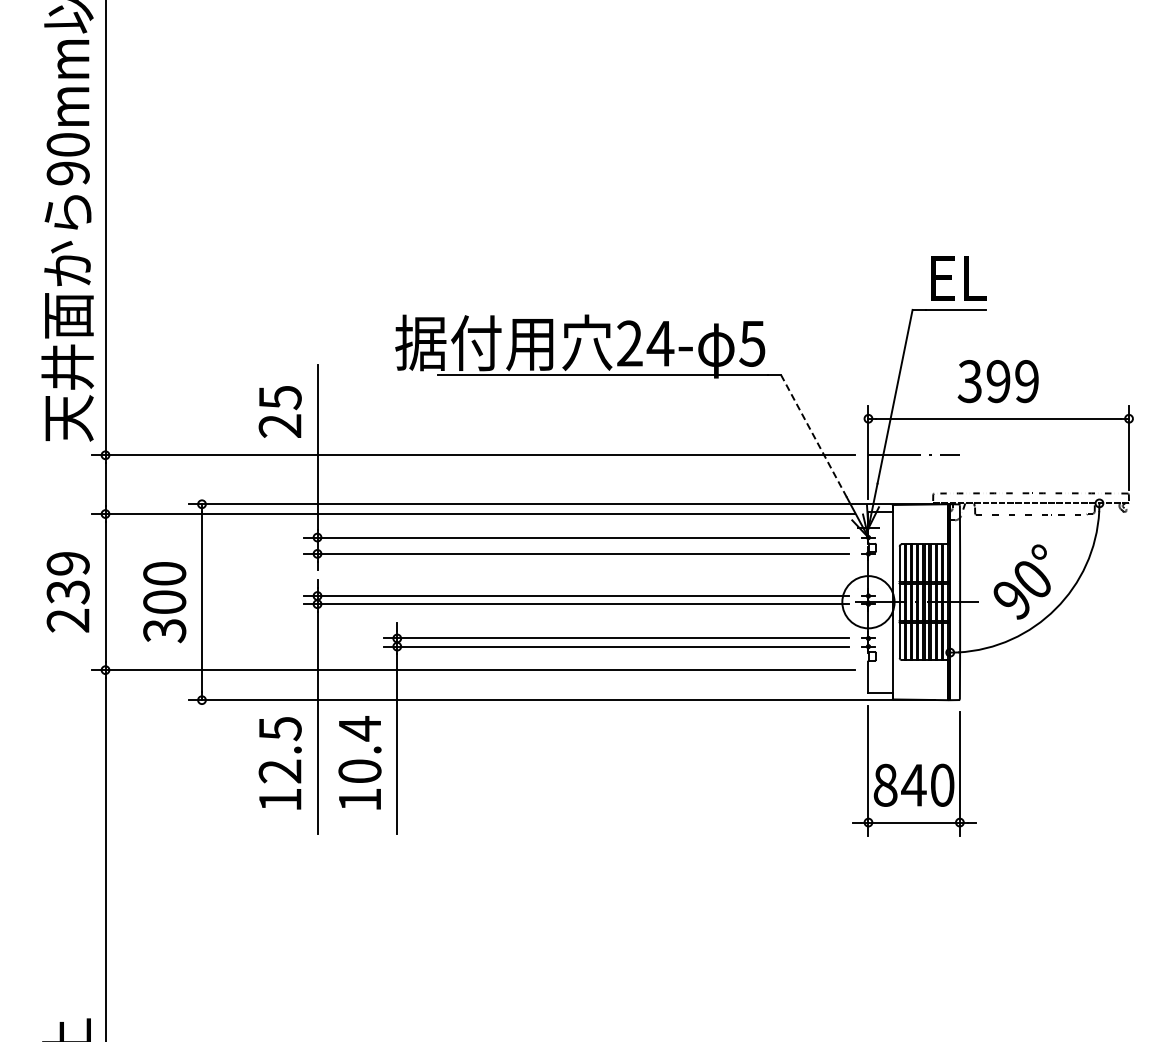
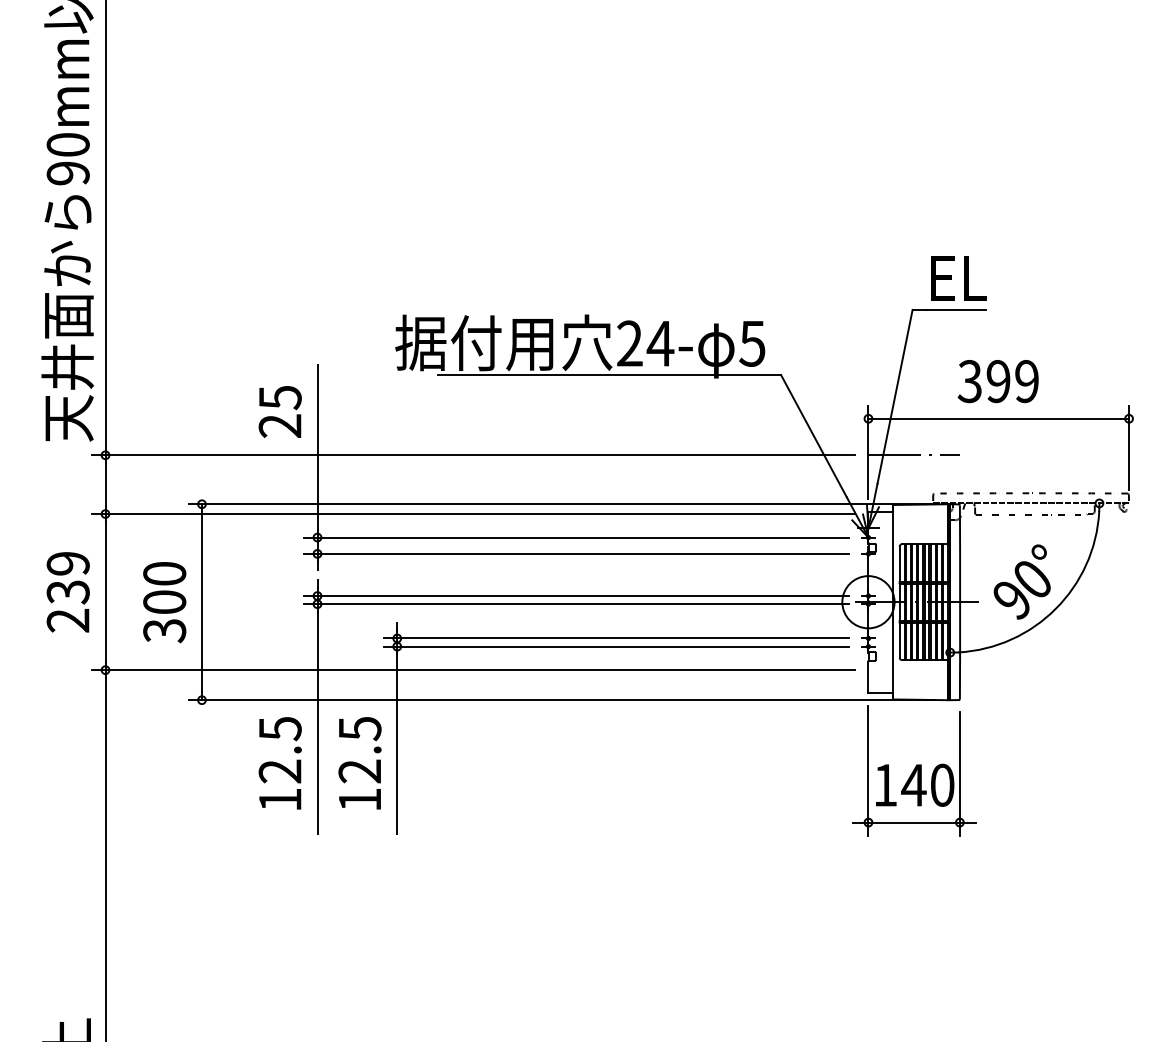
line: dashed -> solid (813, 435)
text: 10.4 -> 12.5 (359, 749)
text: 840 -> 140 (885, 784)
